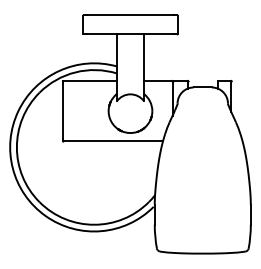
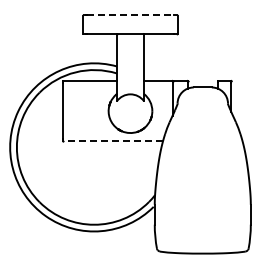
line: solid -> dashed (130, 15)
line: solid -> dashed (113, 141)
